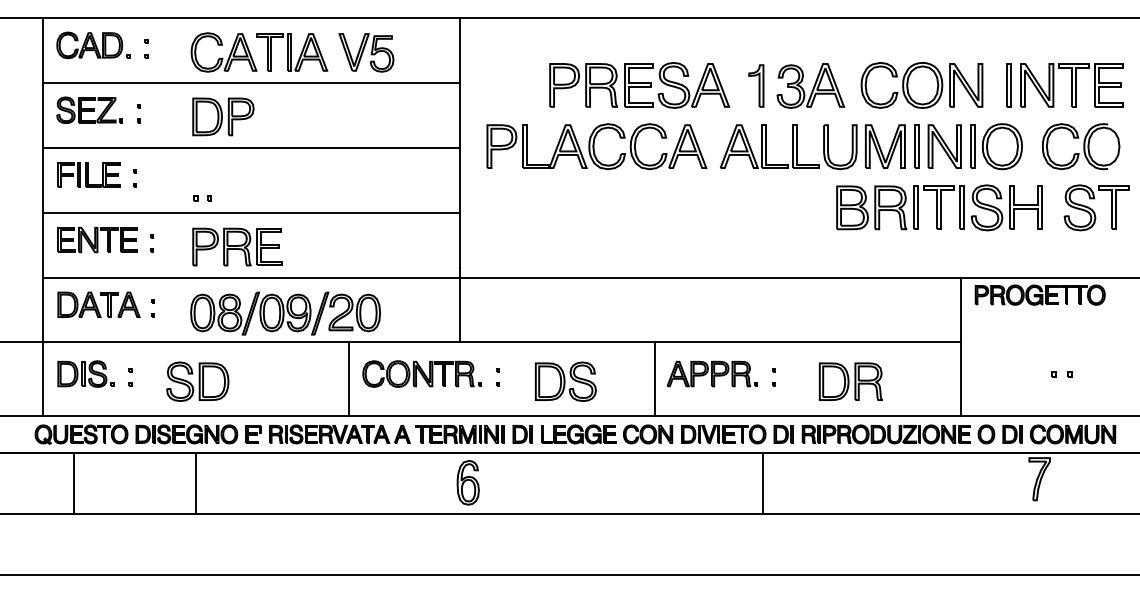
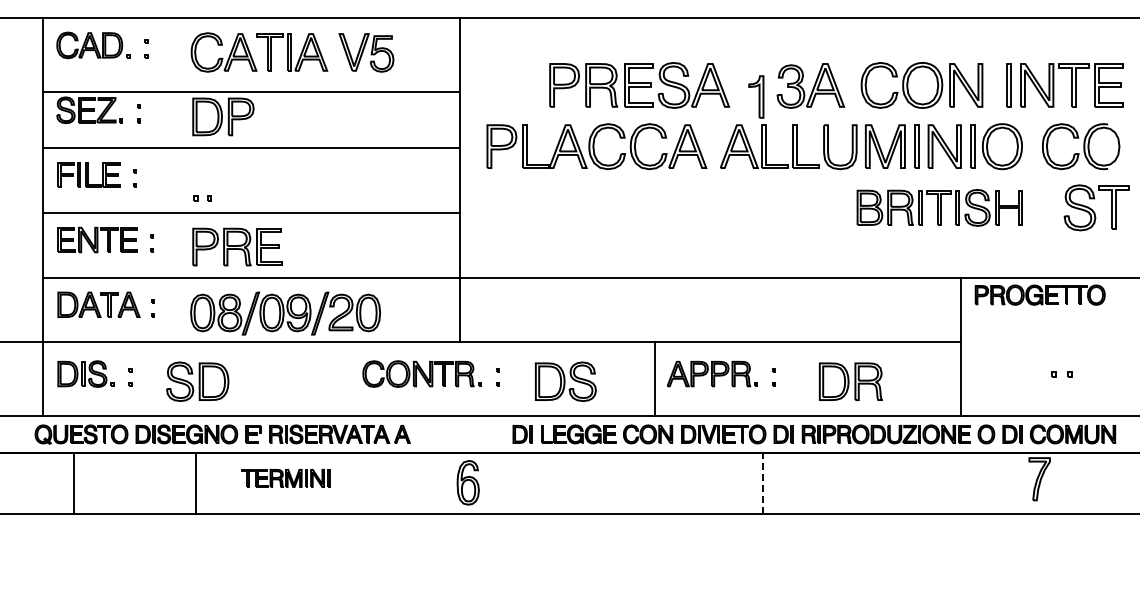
line position: (251, 82) -> (251, 91) (251, 91)
part position: (756, 85) -> (756, 96) (756, 96)
part size: 207x48 px -> 167x38 px (939, 207)
line: present -> none (349, 378)
part position: (459, 434) -> (285, 478) (285, 478)
line: solid -> dashed (762, 483)
line: present -> none (569, 574)
